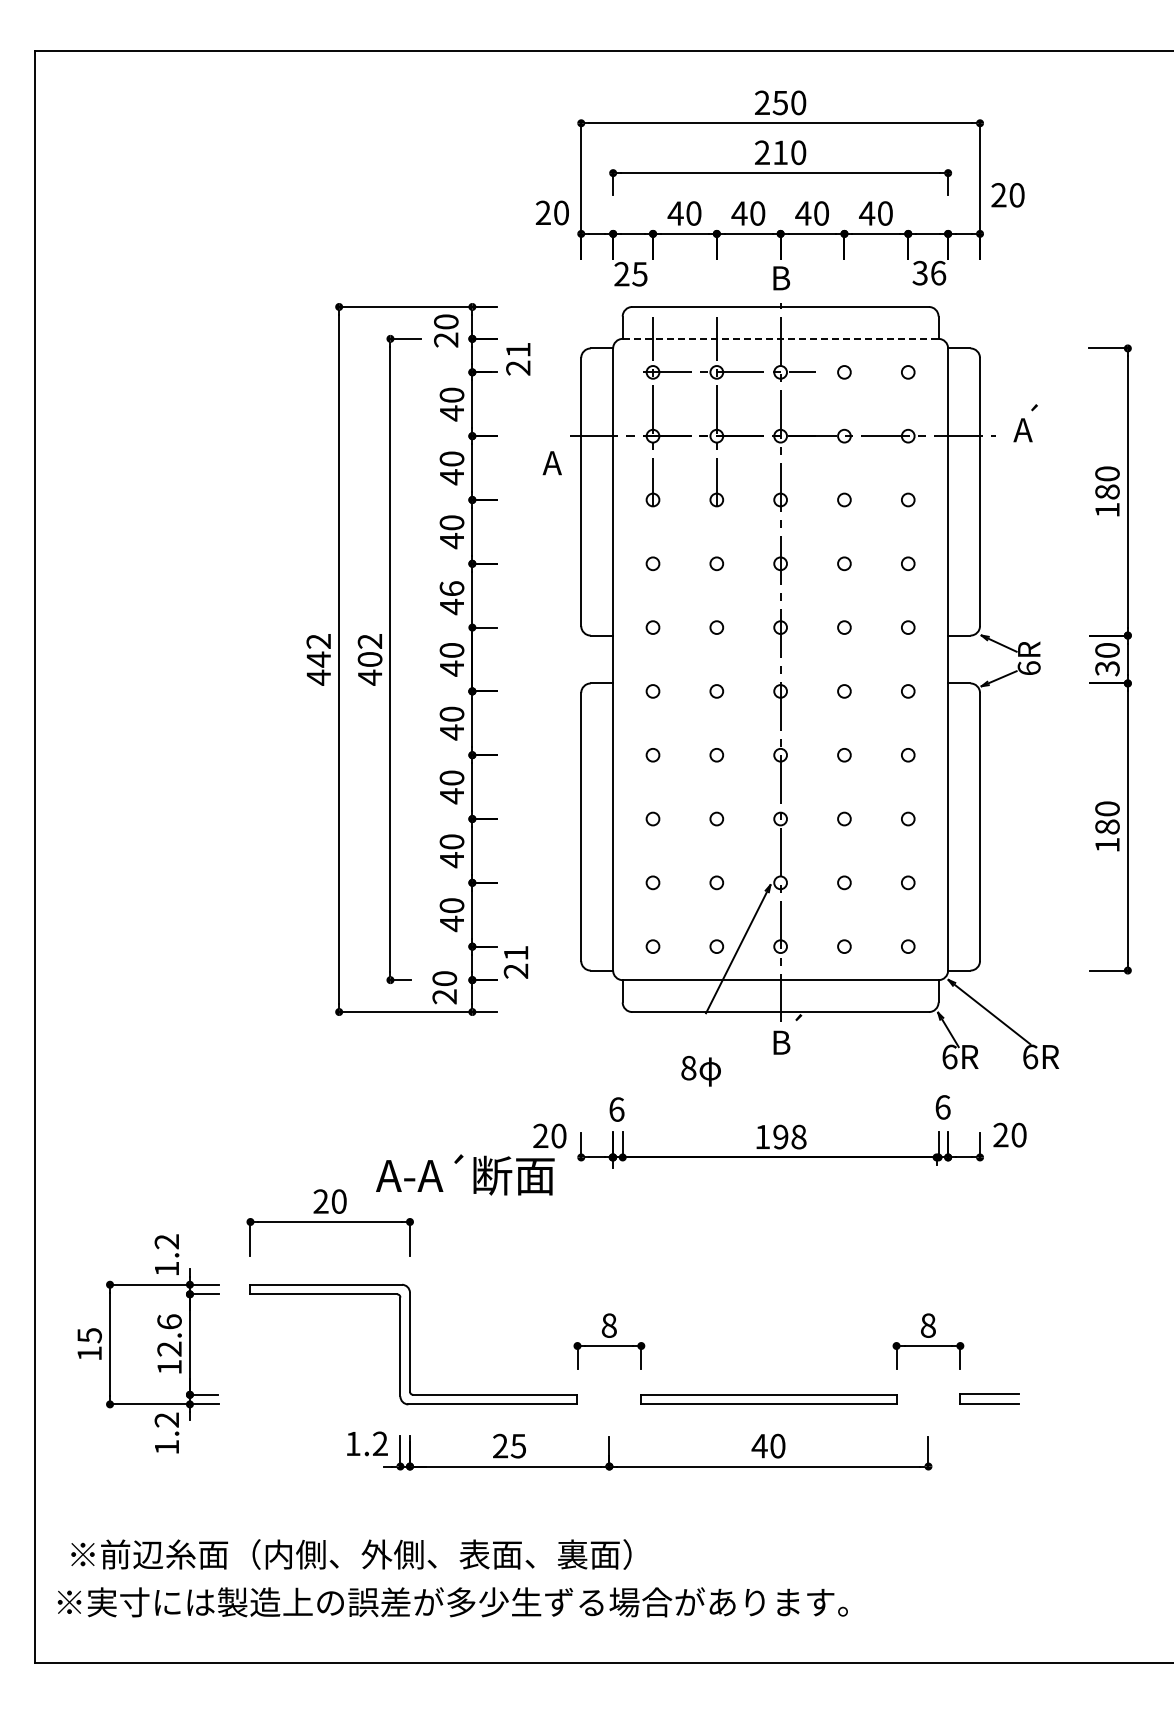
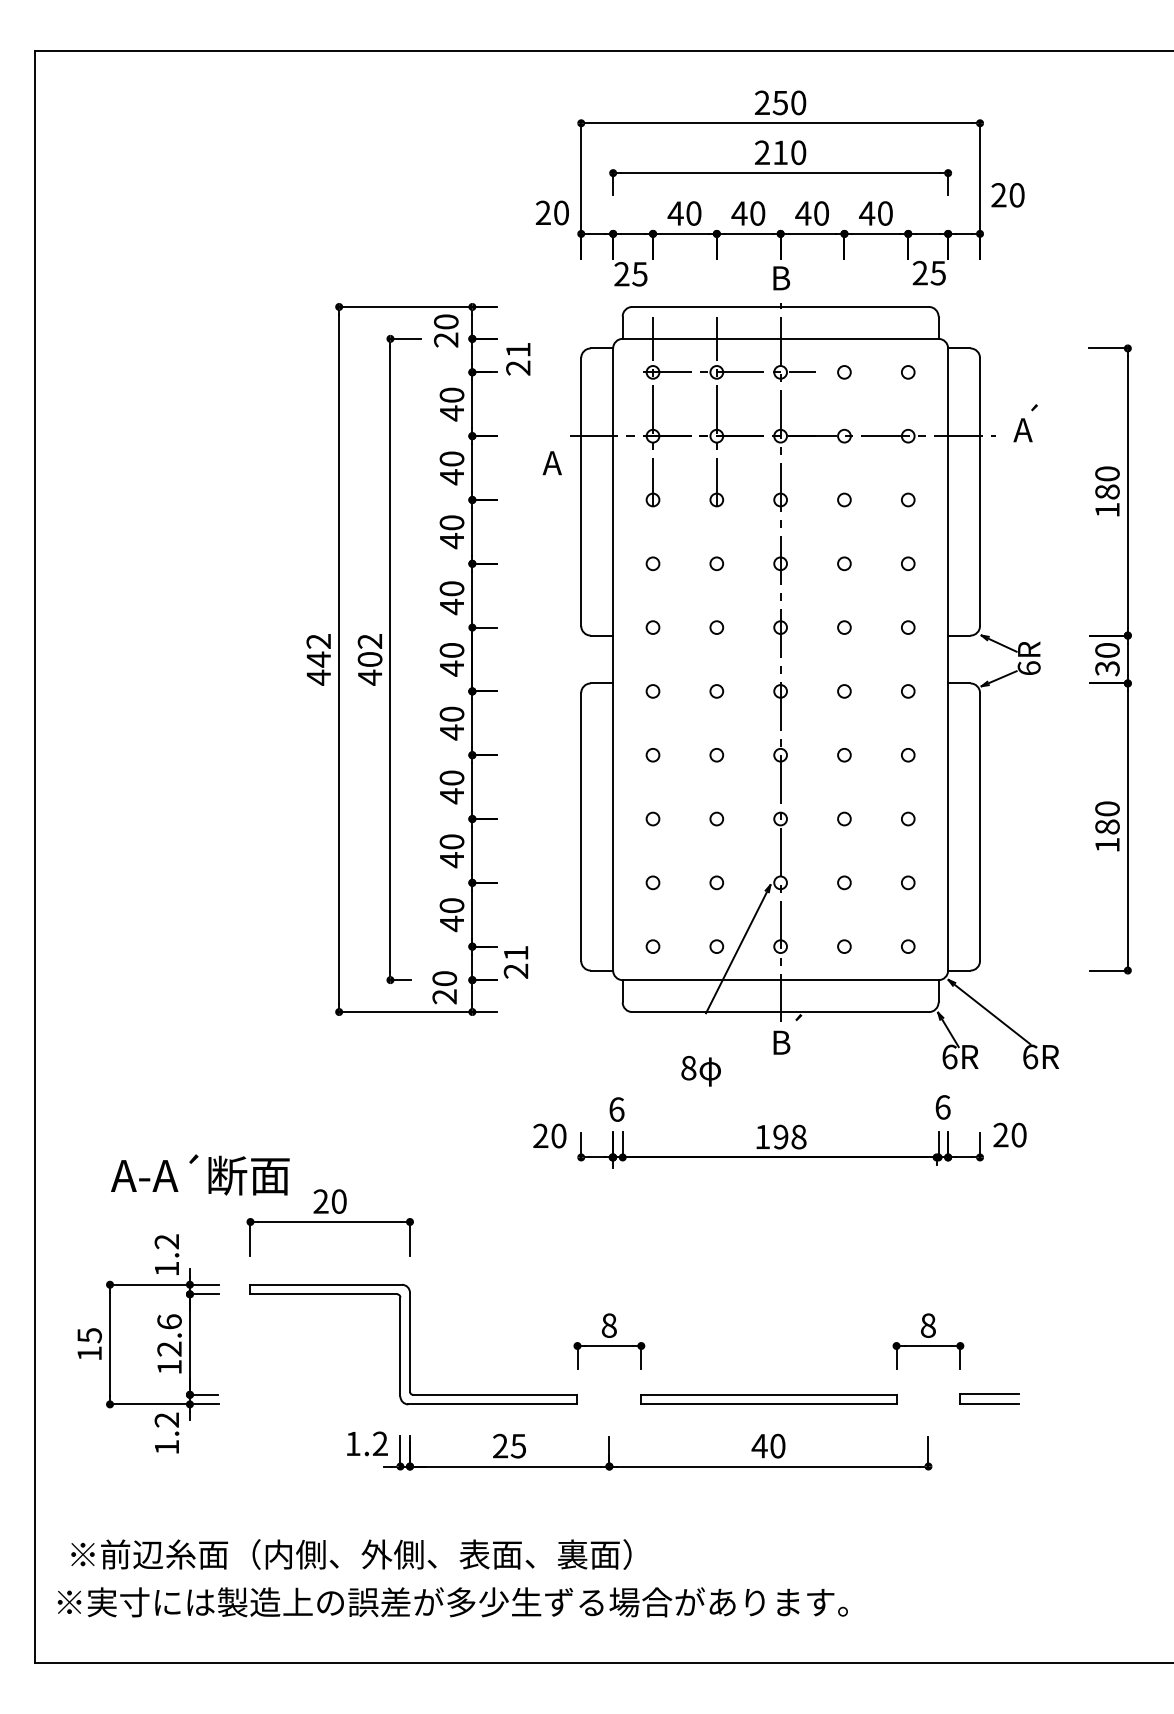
text: 36 -> 25 (929, 272)
line: dashed -> solid (780, 338)
text: 46 -> 40 (451, 588)
text position: (465, 1174) -> (200, 1174) (200, 1174)
